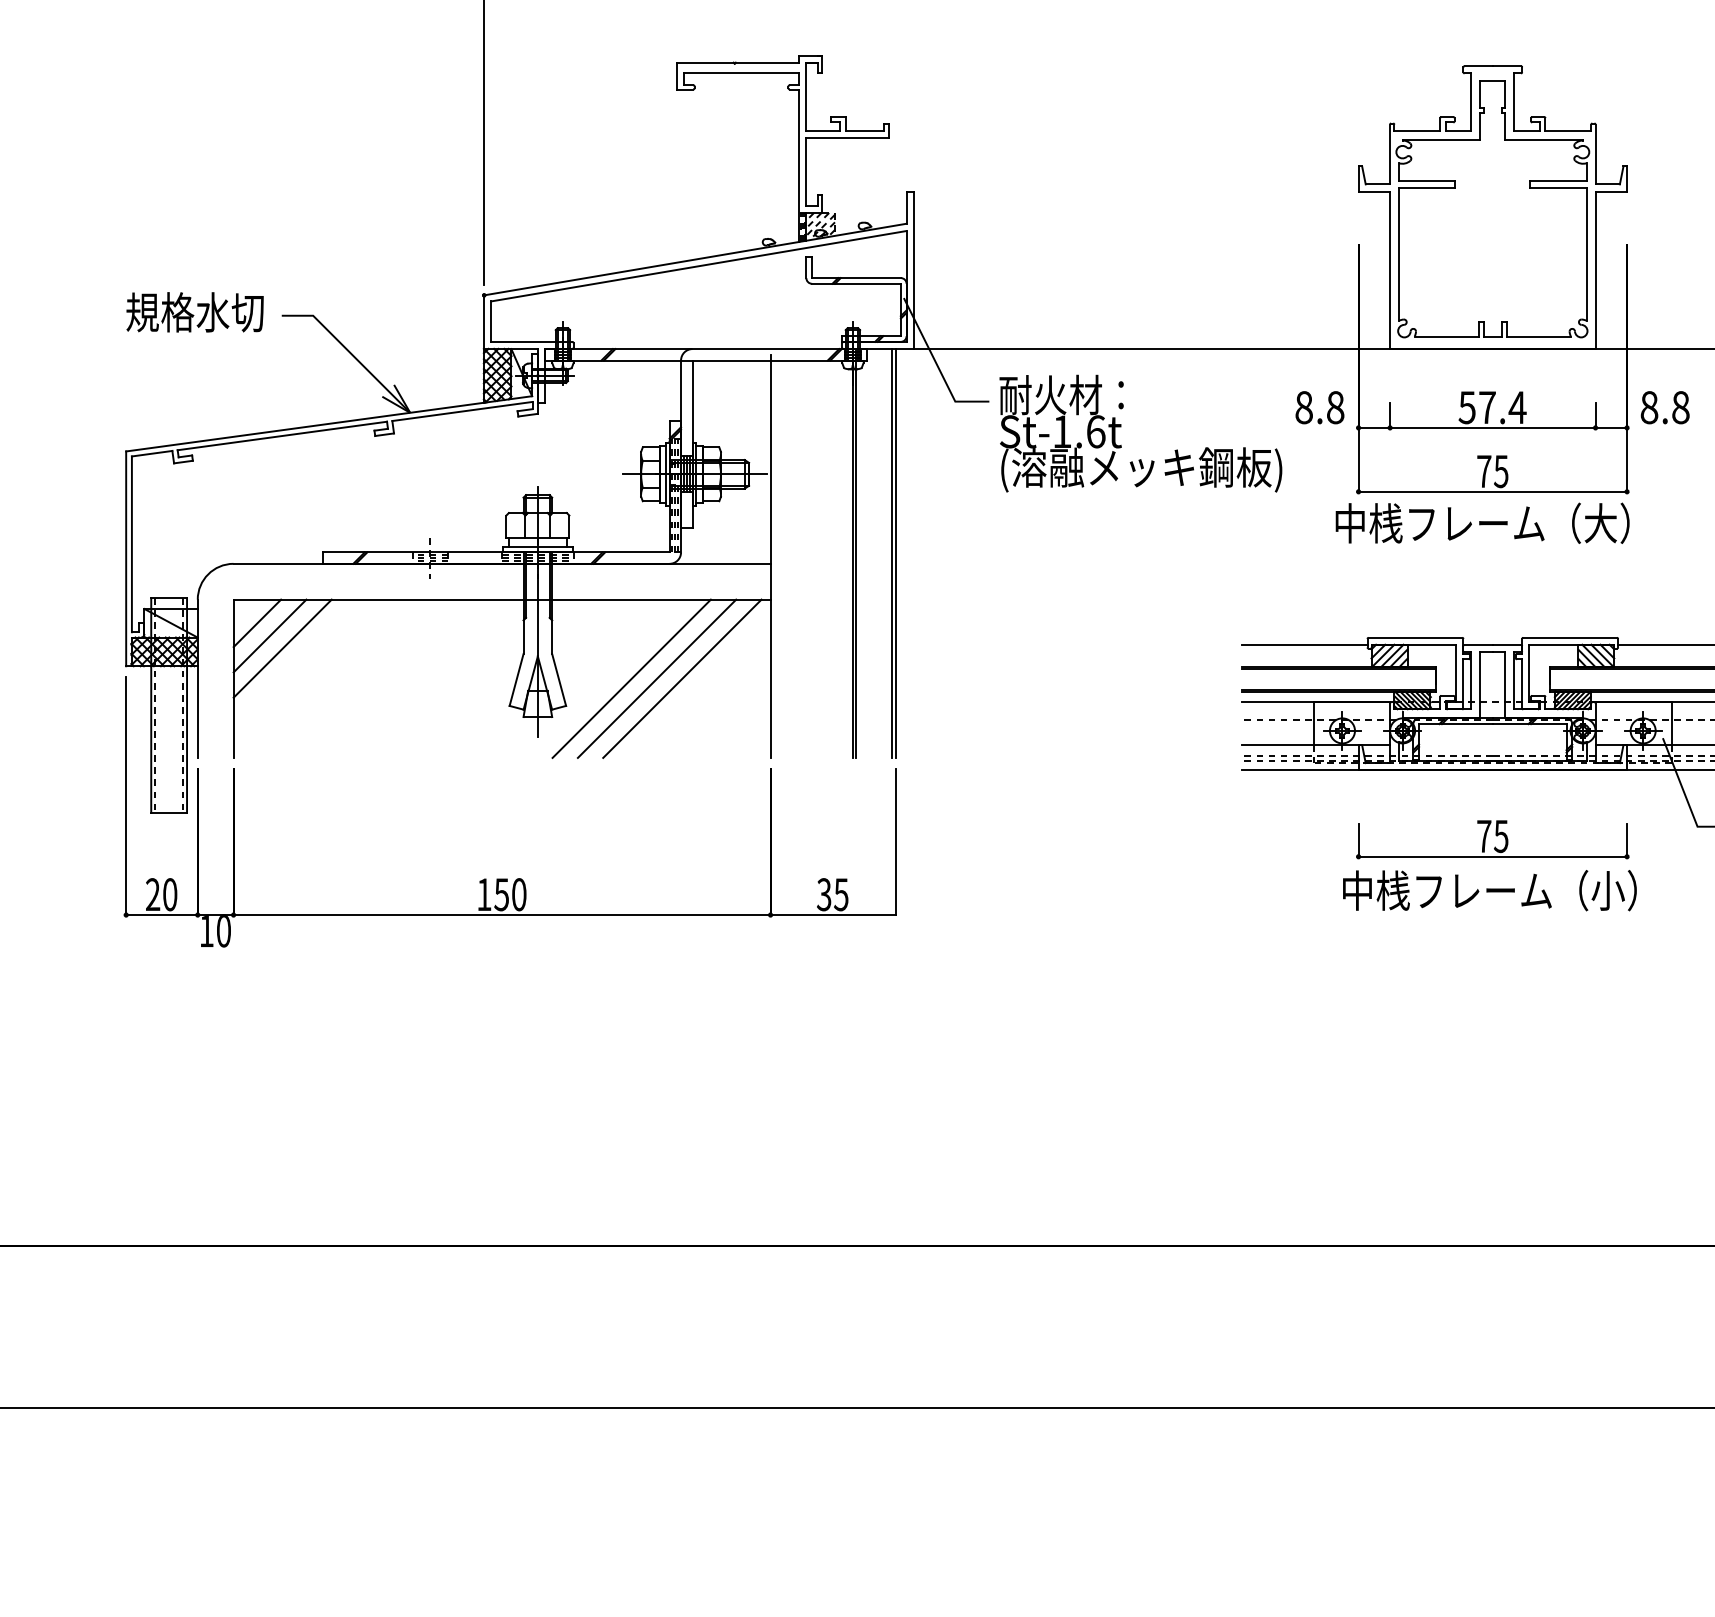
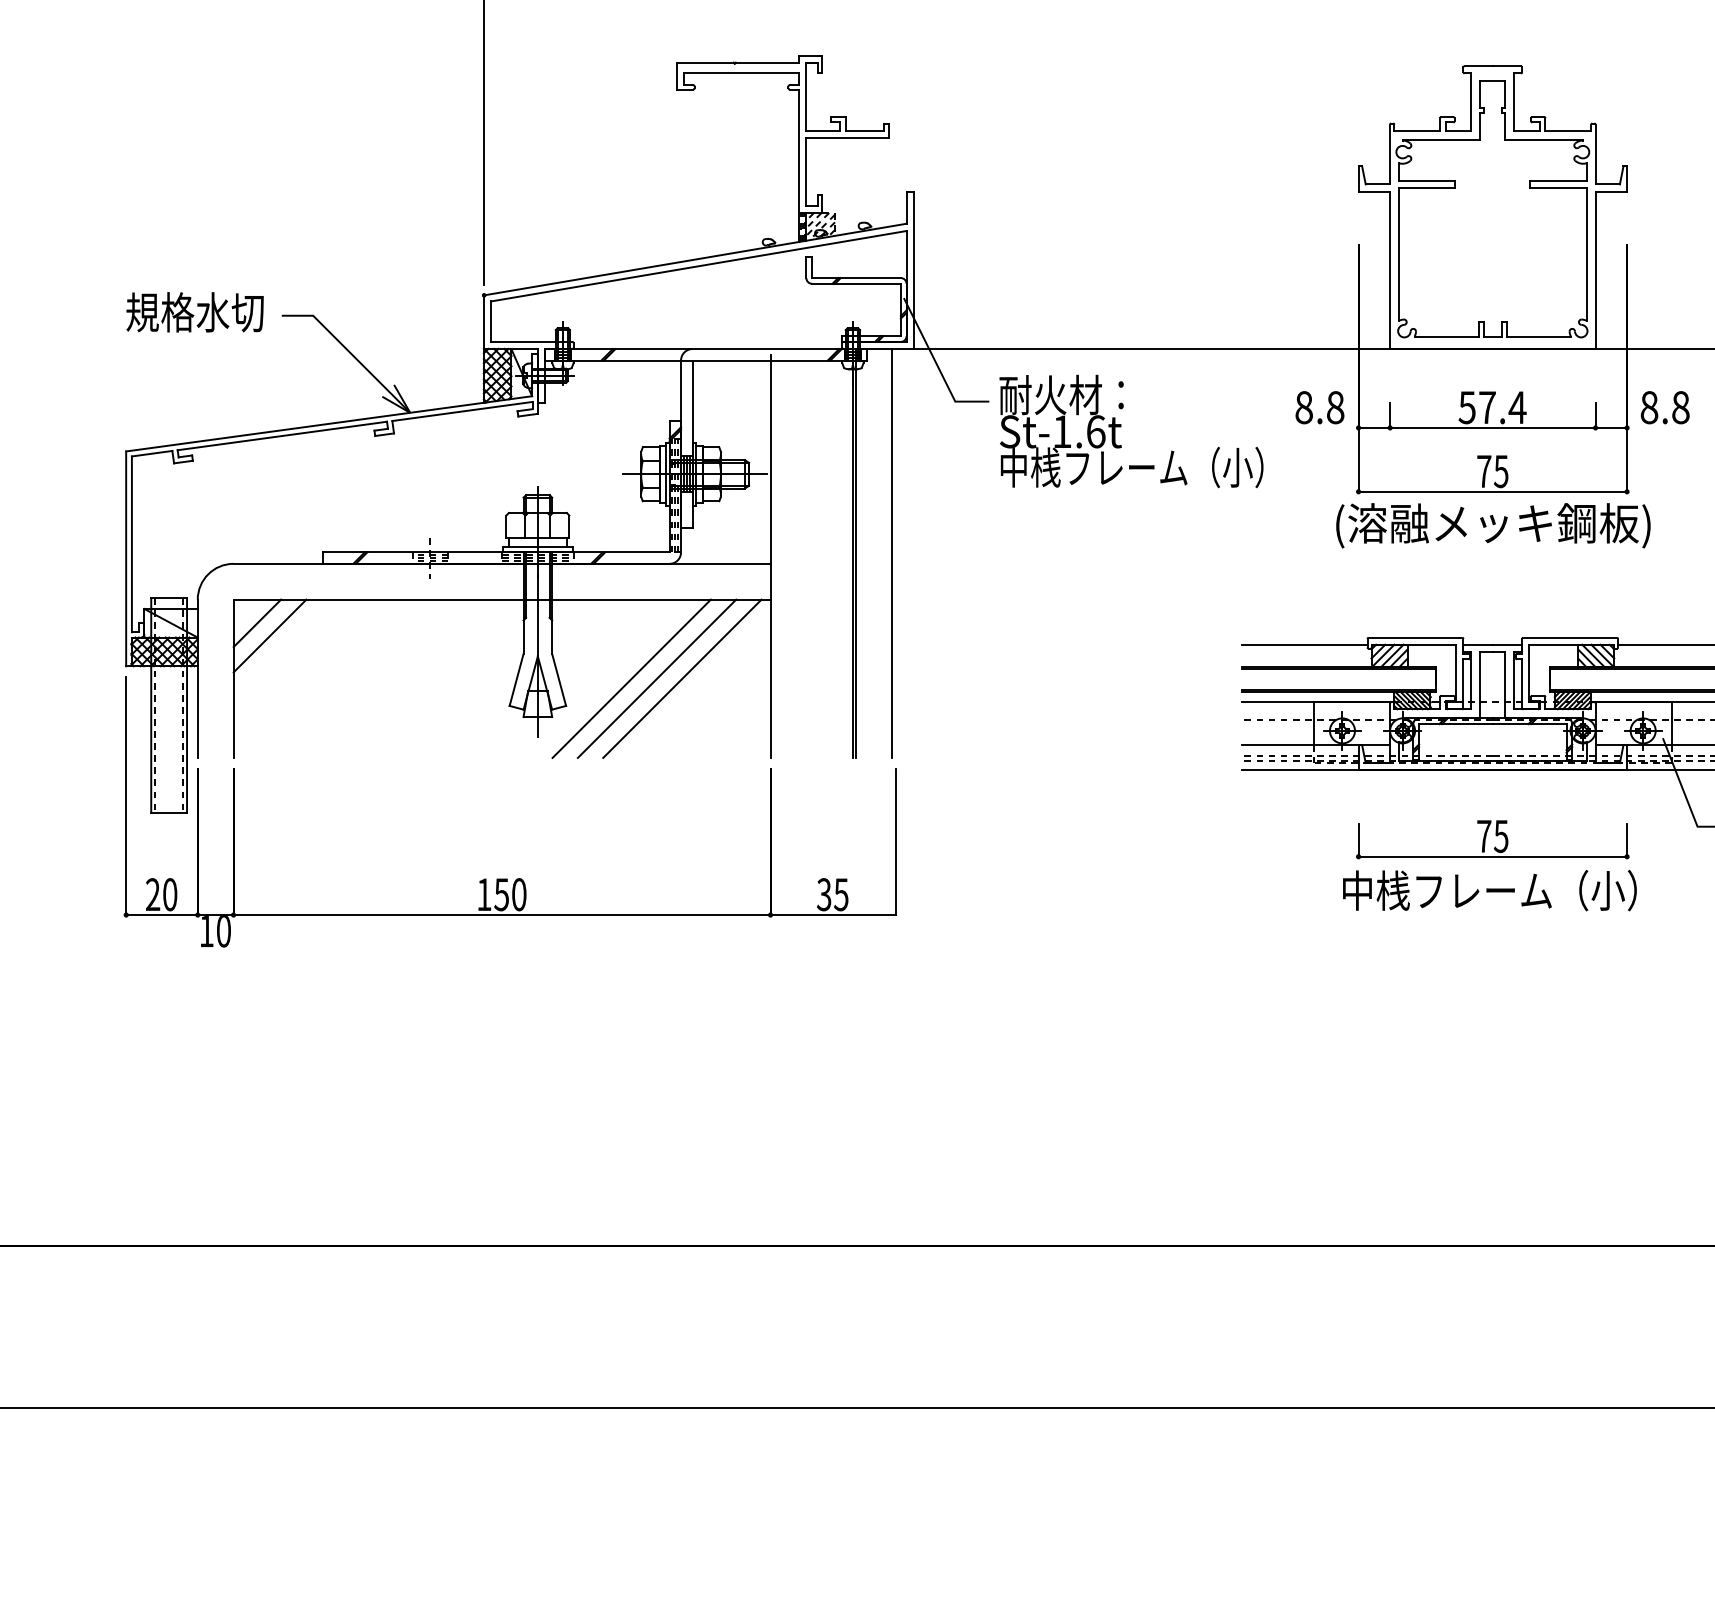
text: (溶融メッキ鋼板) -> 中桟フレーム（小） (1141, 469)
text: 中桟フレーム（大） -> (溶融メッキ鋼板) (1492, 525)
line: present -> none (895, 553)
line: present -> none (282, 648)
